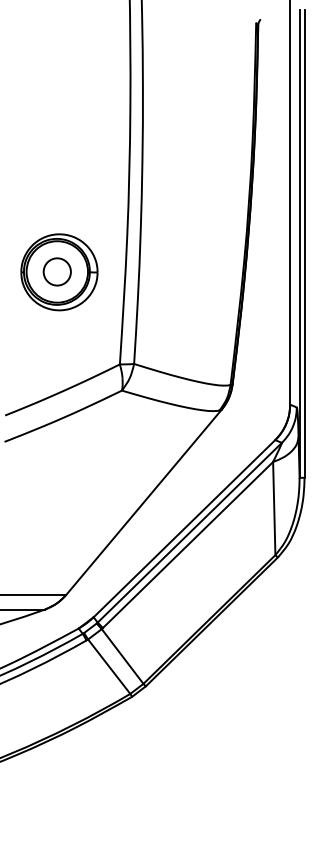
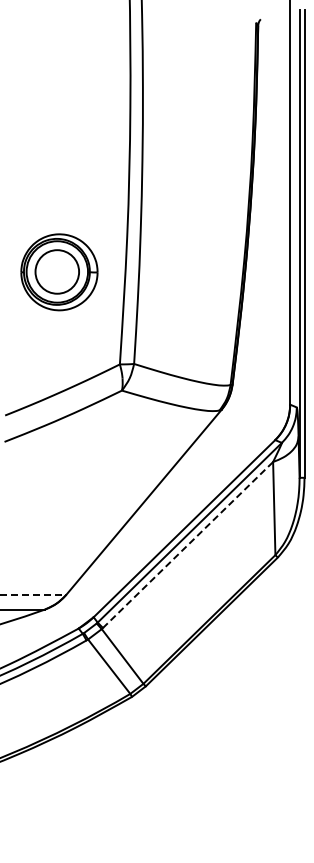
circle diameter: 27 px -> 44 px (57, 271)
line: solid -> dashed (188, 545)
line: solid -> dashed (33, 594)
